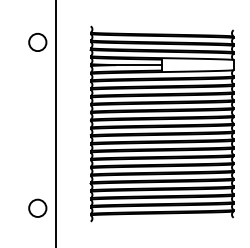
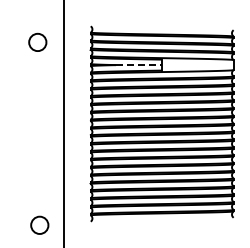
line: solid -> dashed (139, 65)
line position: (56, 123) -> (64, 123) (64, 123)
circle position: (37, 207) -> (39, 224) (39, 224)
